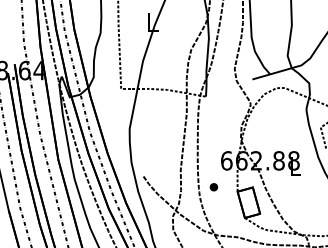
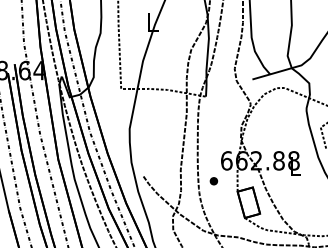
part position: (213, 187) -> (213, 181) (213, 181)
